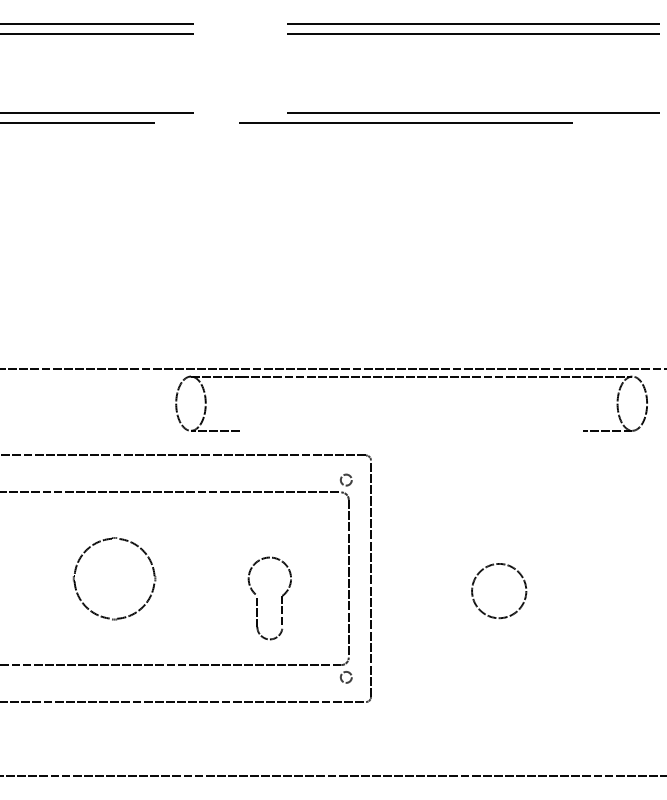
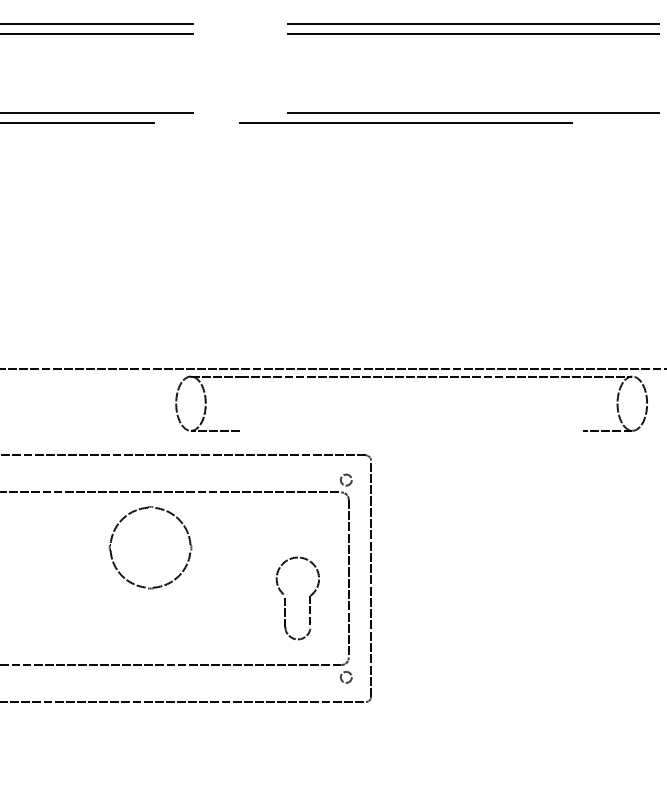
part position: (108, 540) -> (144, 509) (144, 509)
circle: present -> none (499, 591)
part position: (257, 598) -> (285, 598) (285, 598)
line: present -> none (332, 776)
